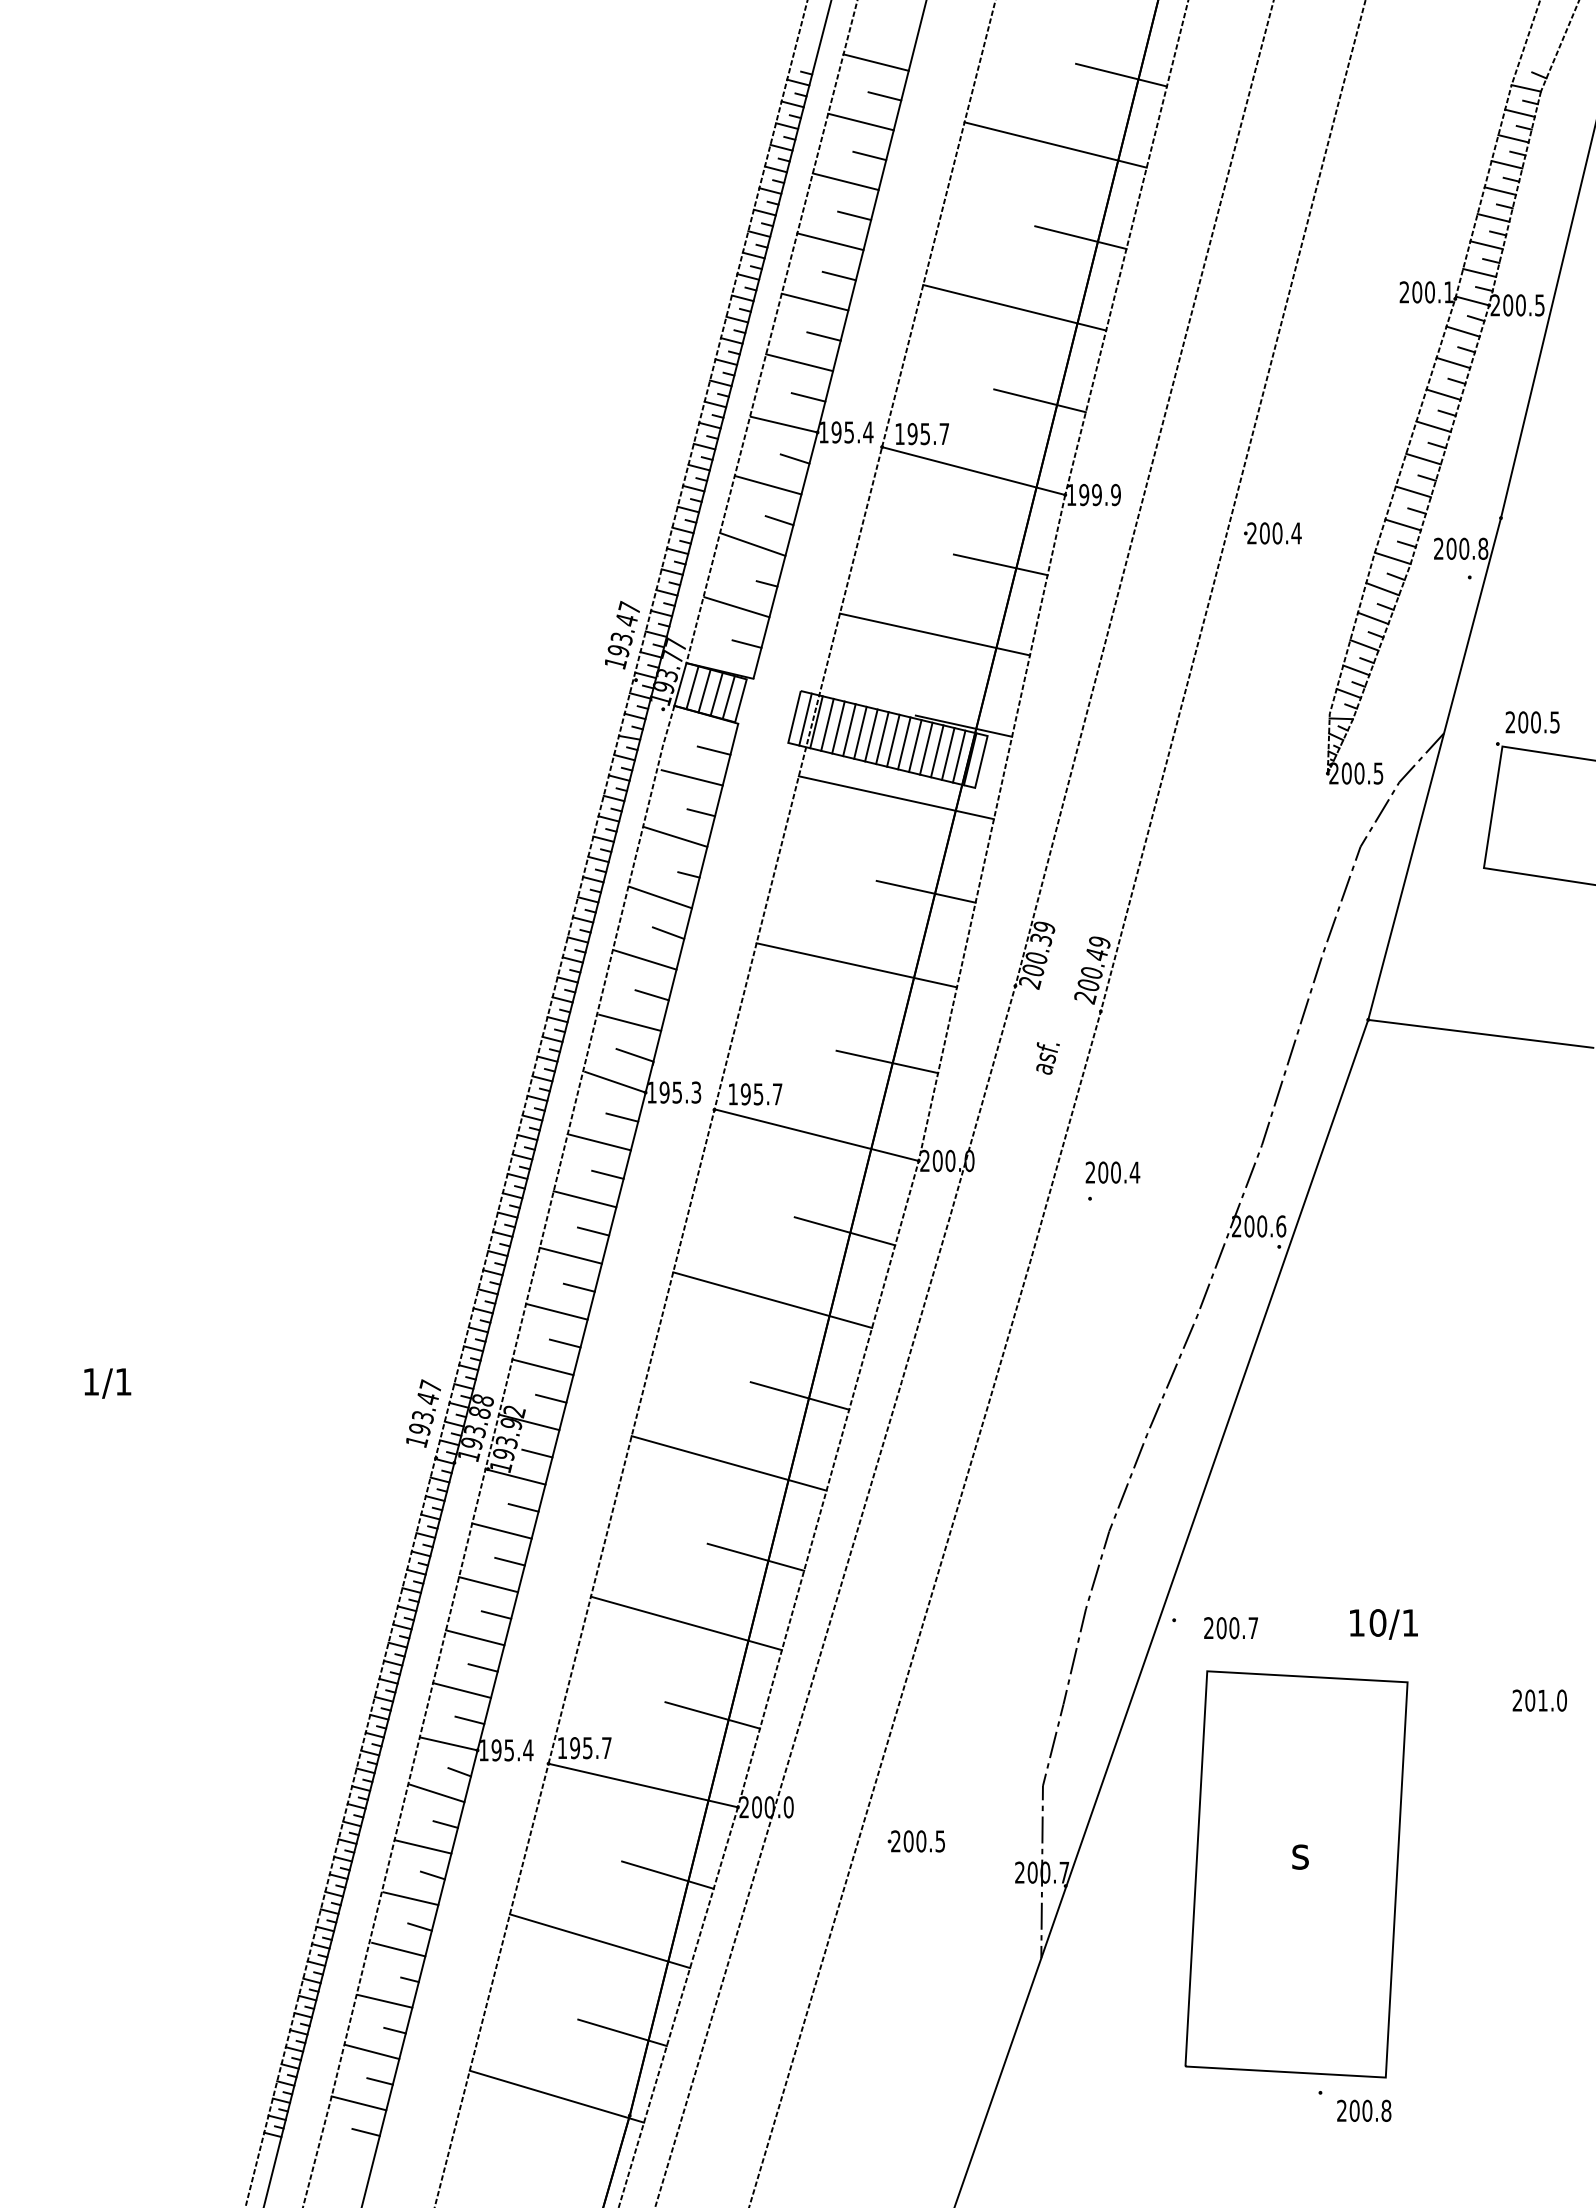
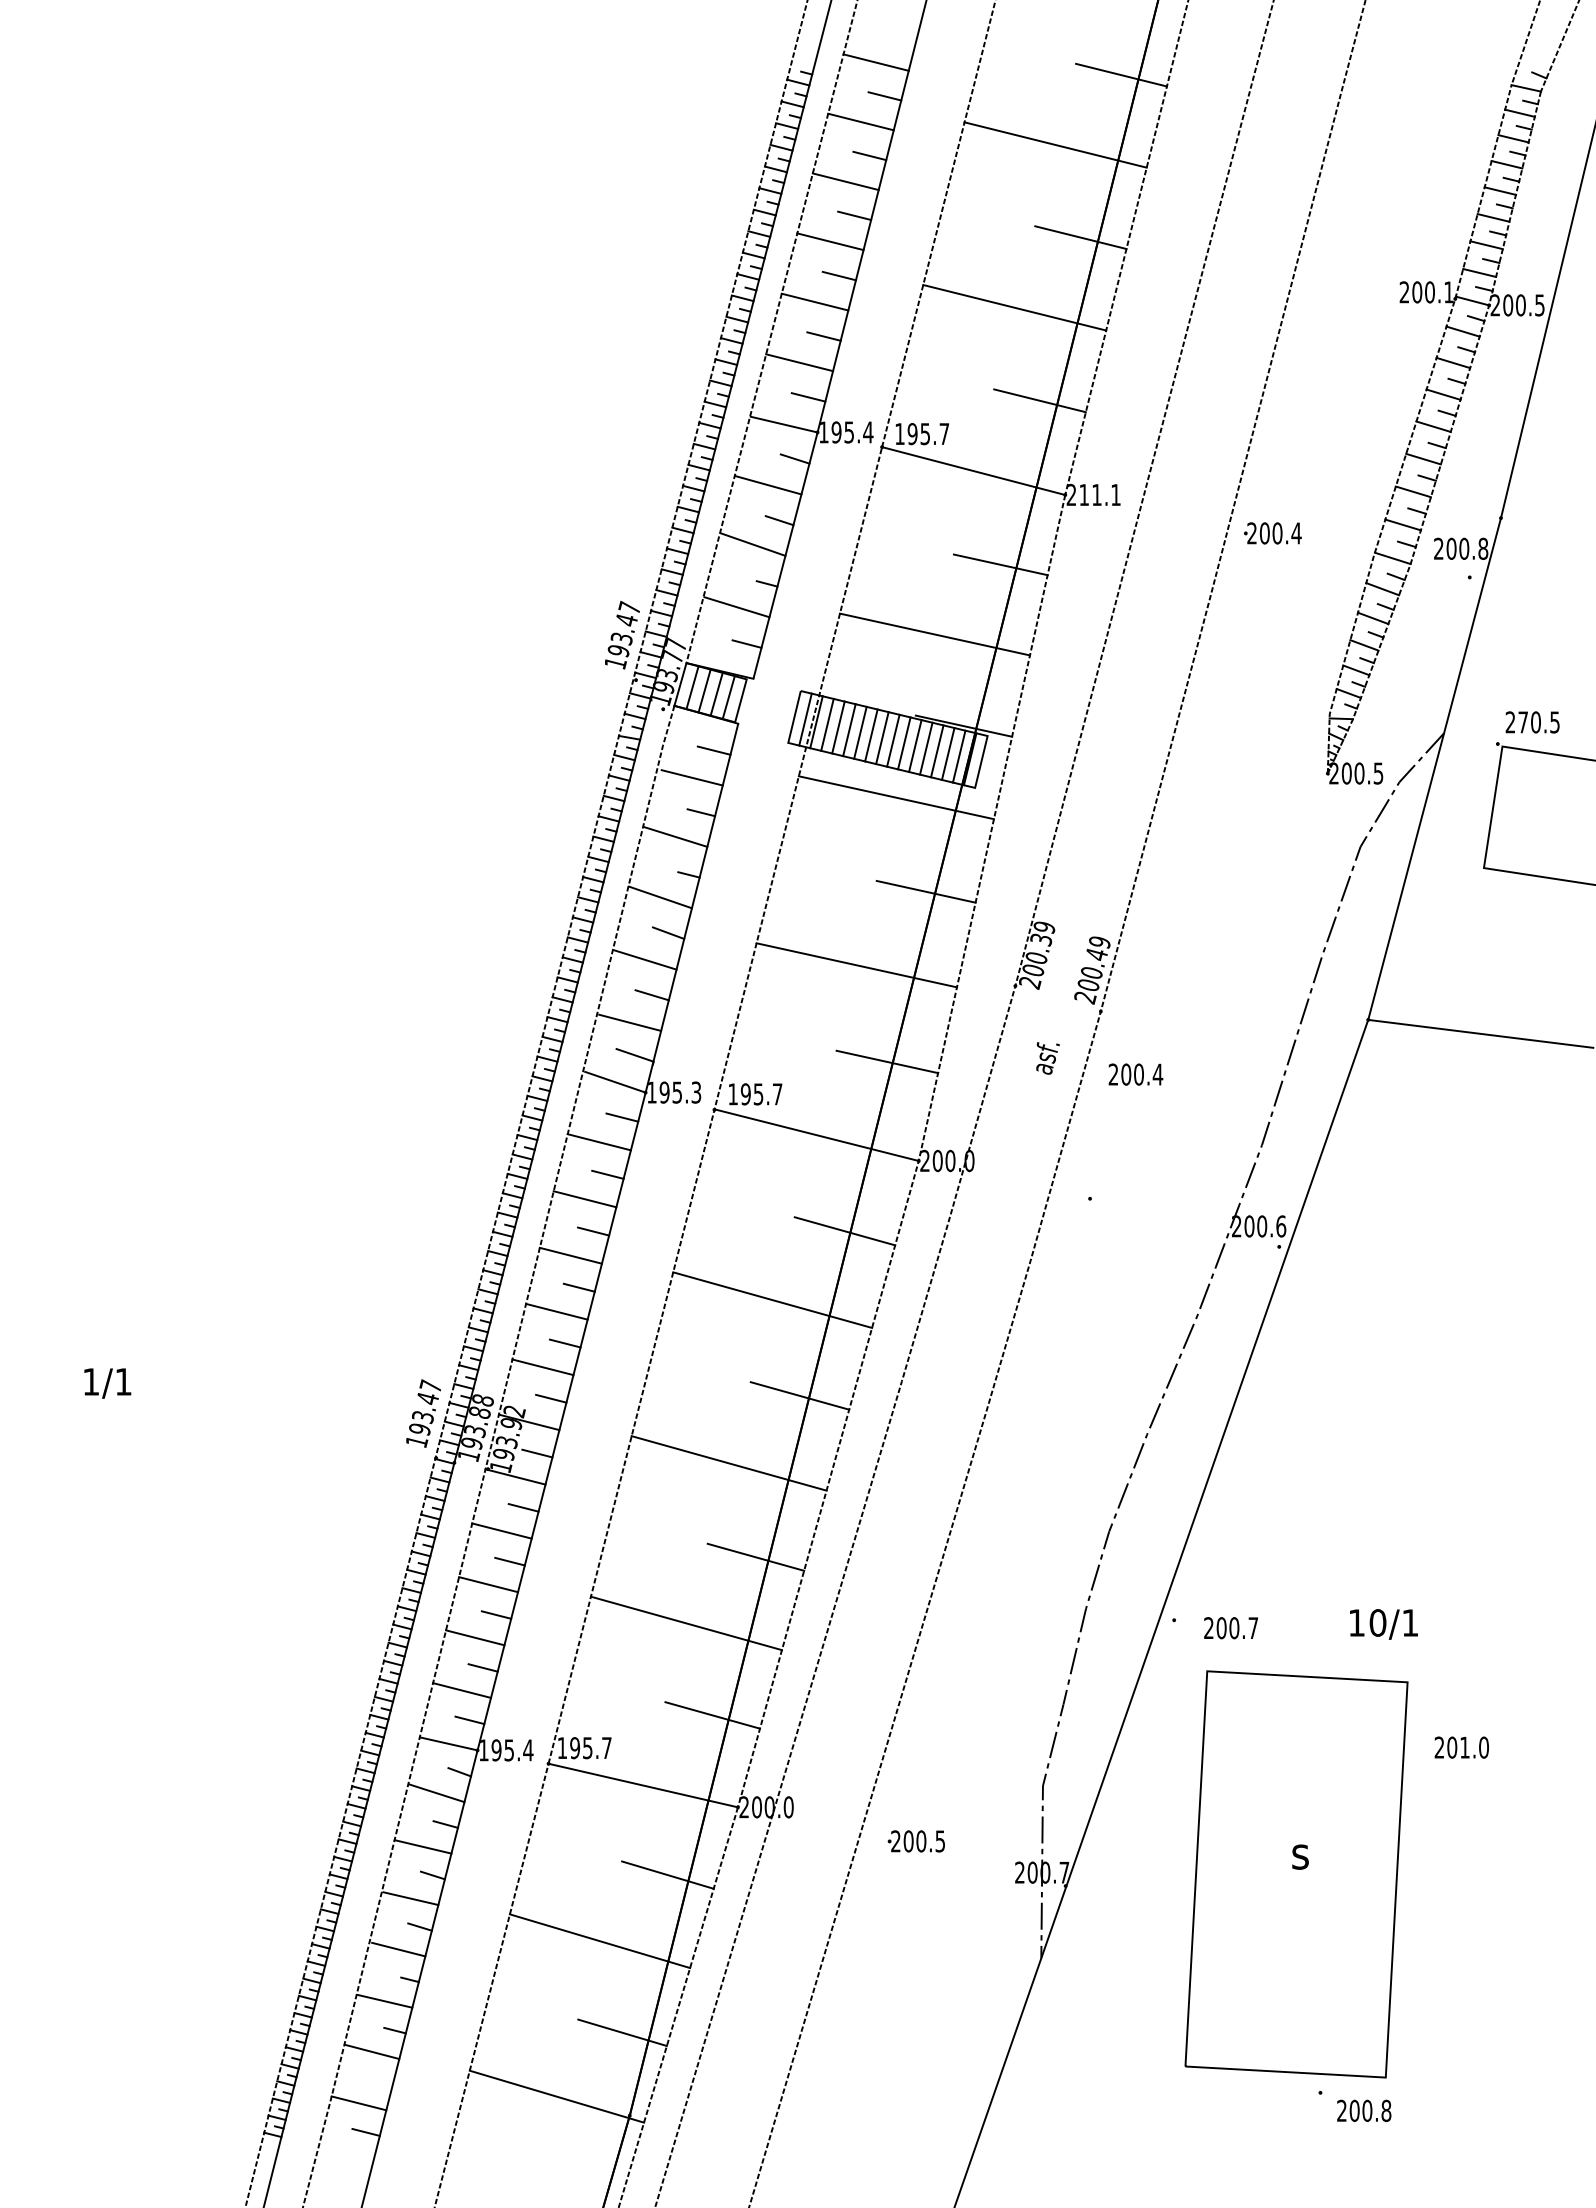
text: 199.9 -> 211.1 (1093, 494)
text: 200.5 -> 270.5 (1523, 722)
text position: (1112, 1172) -> (1135, 1074) (1135, 1074)
text position: (1539, 1700) -> (1461, 1747) (1461, 1747)
line: present -> none (379, 2081)
